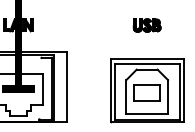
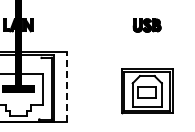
line: solid -> dashed (66, 86)
part size: 75x66 px -> 53x47 px (147, 91)
